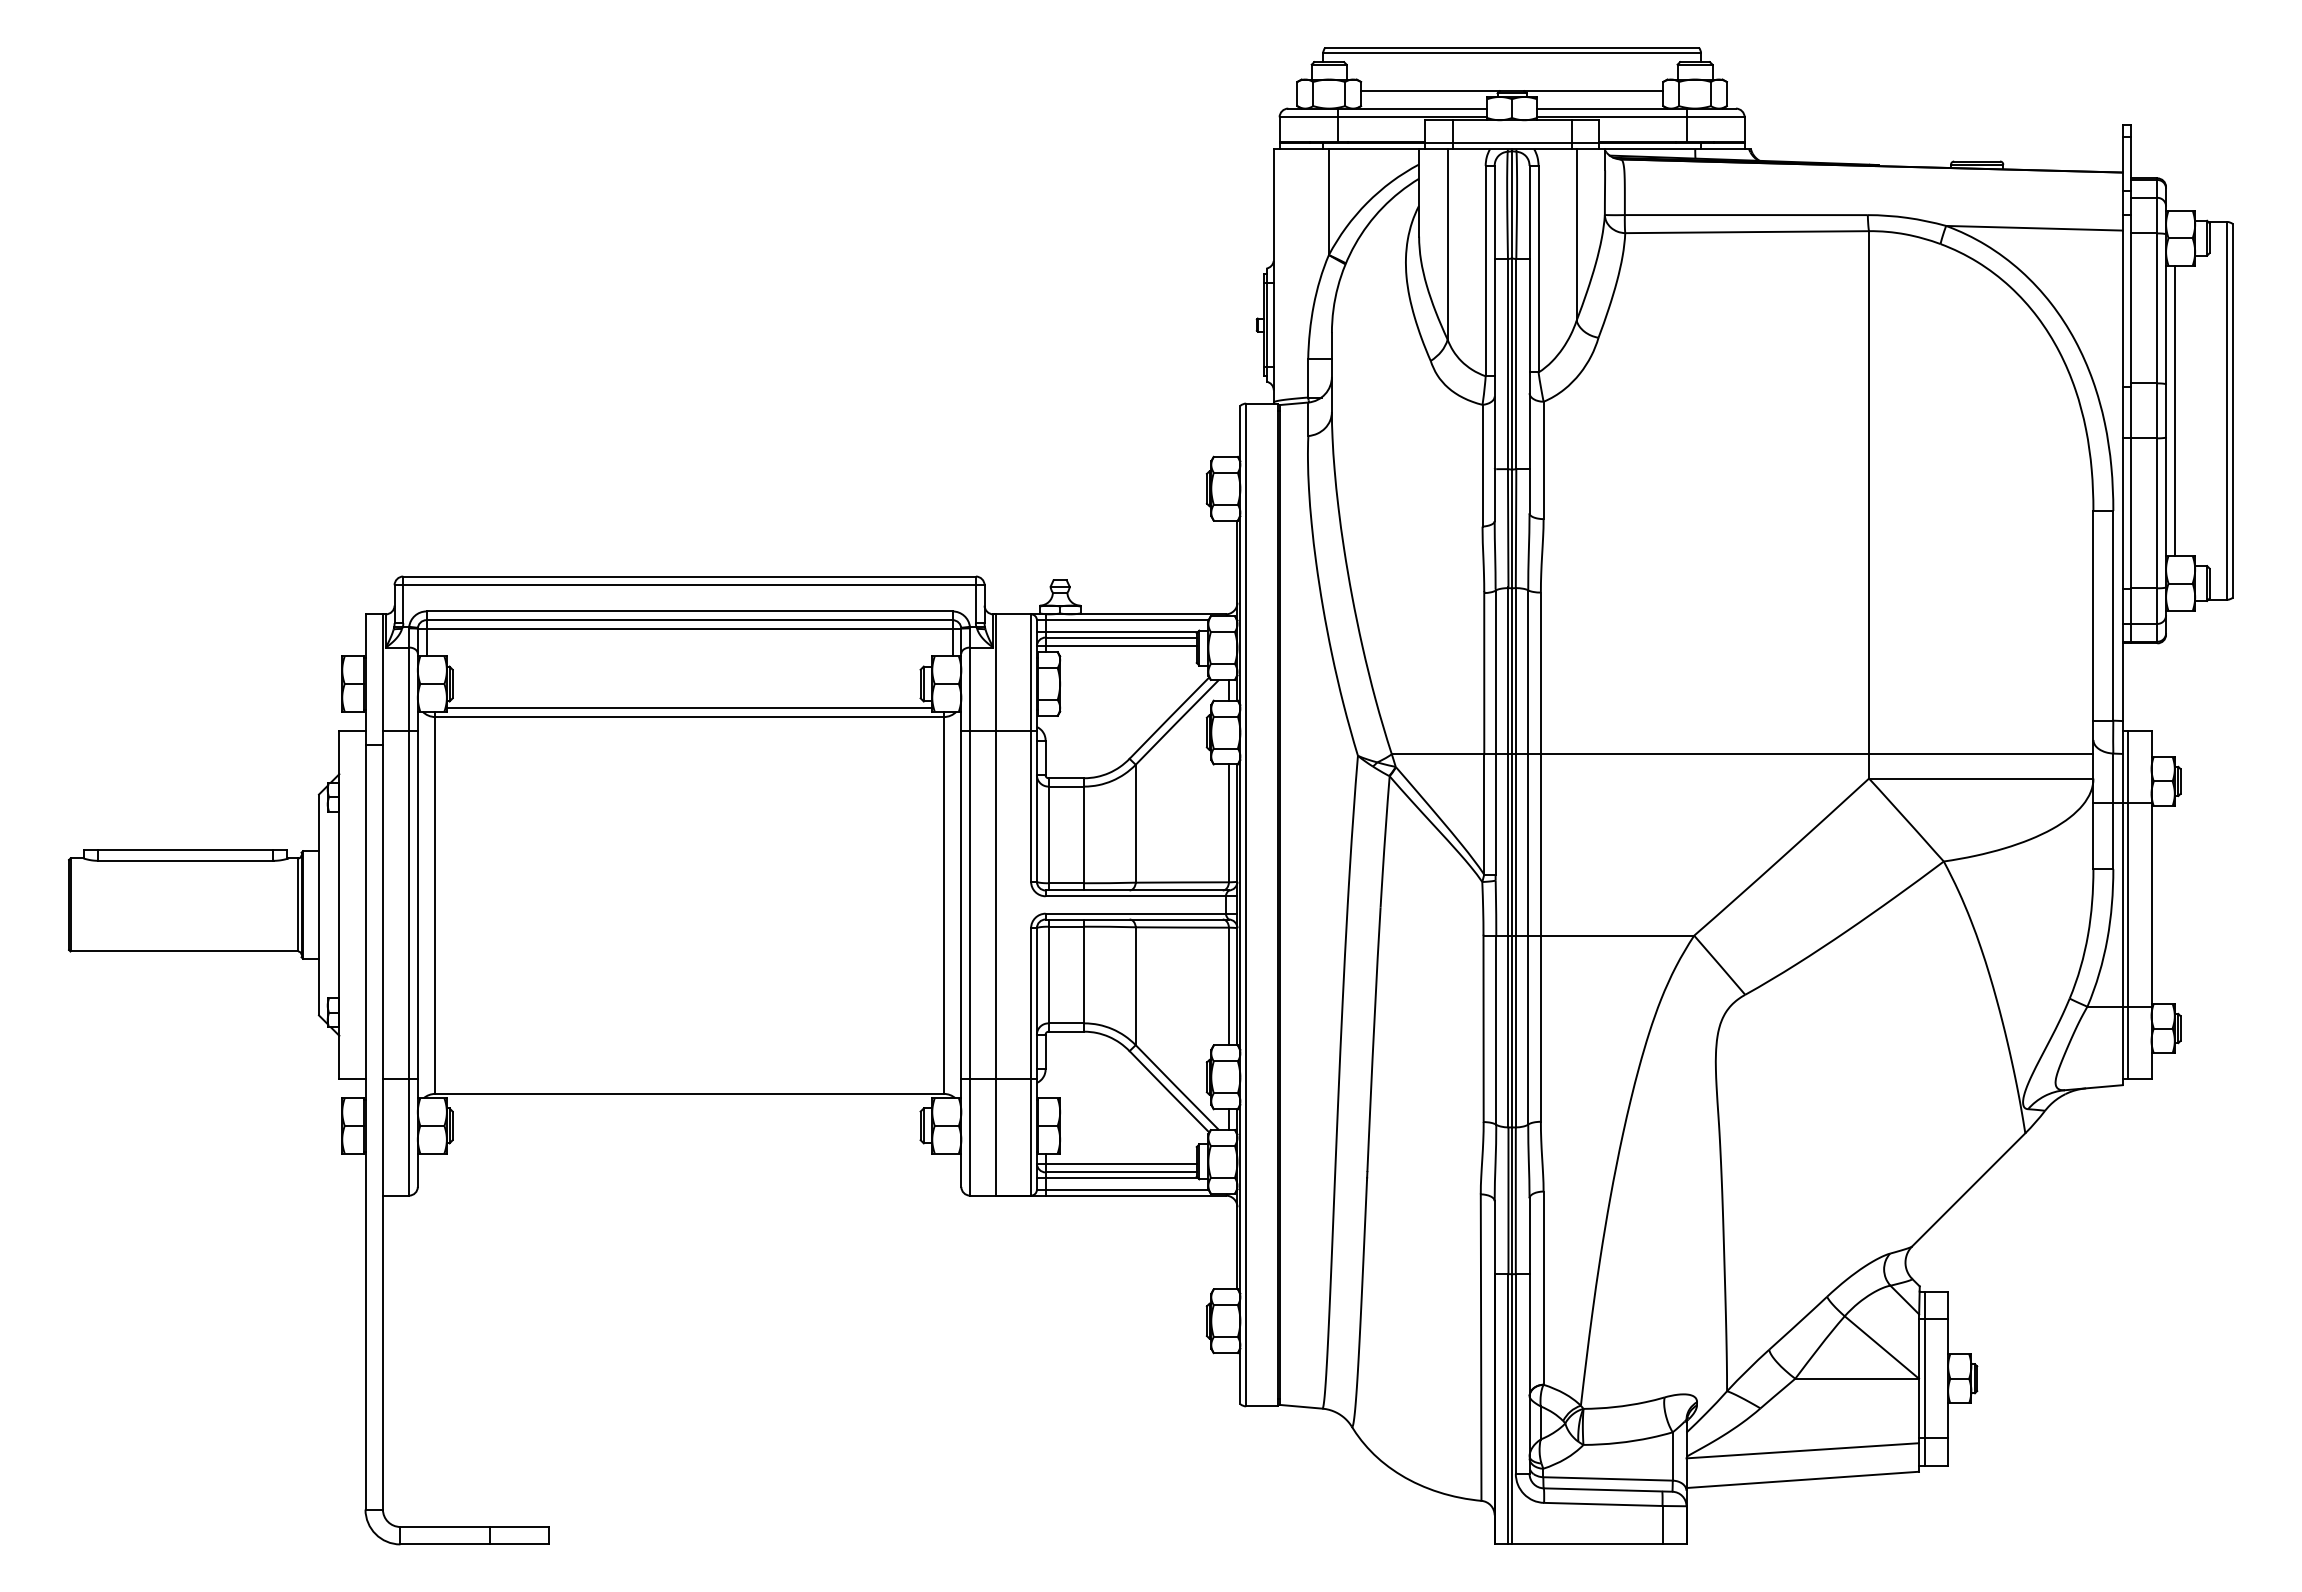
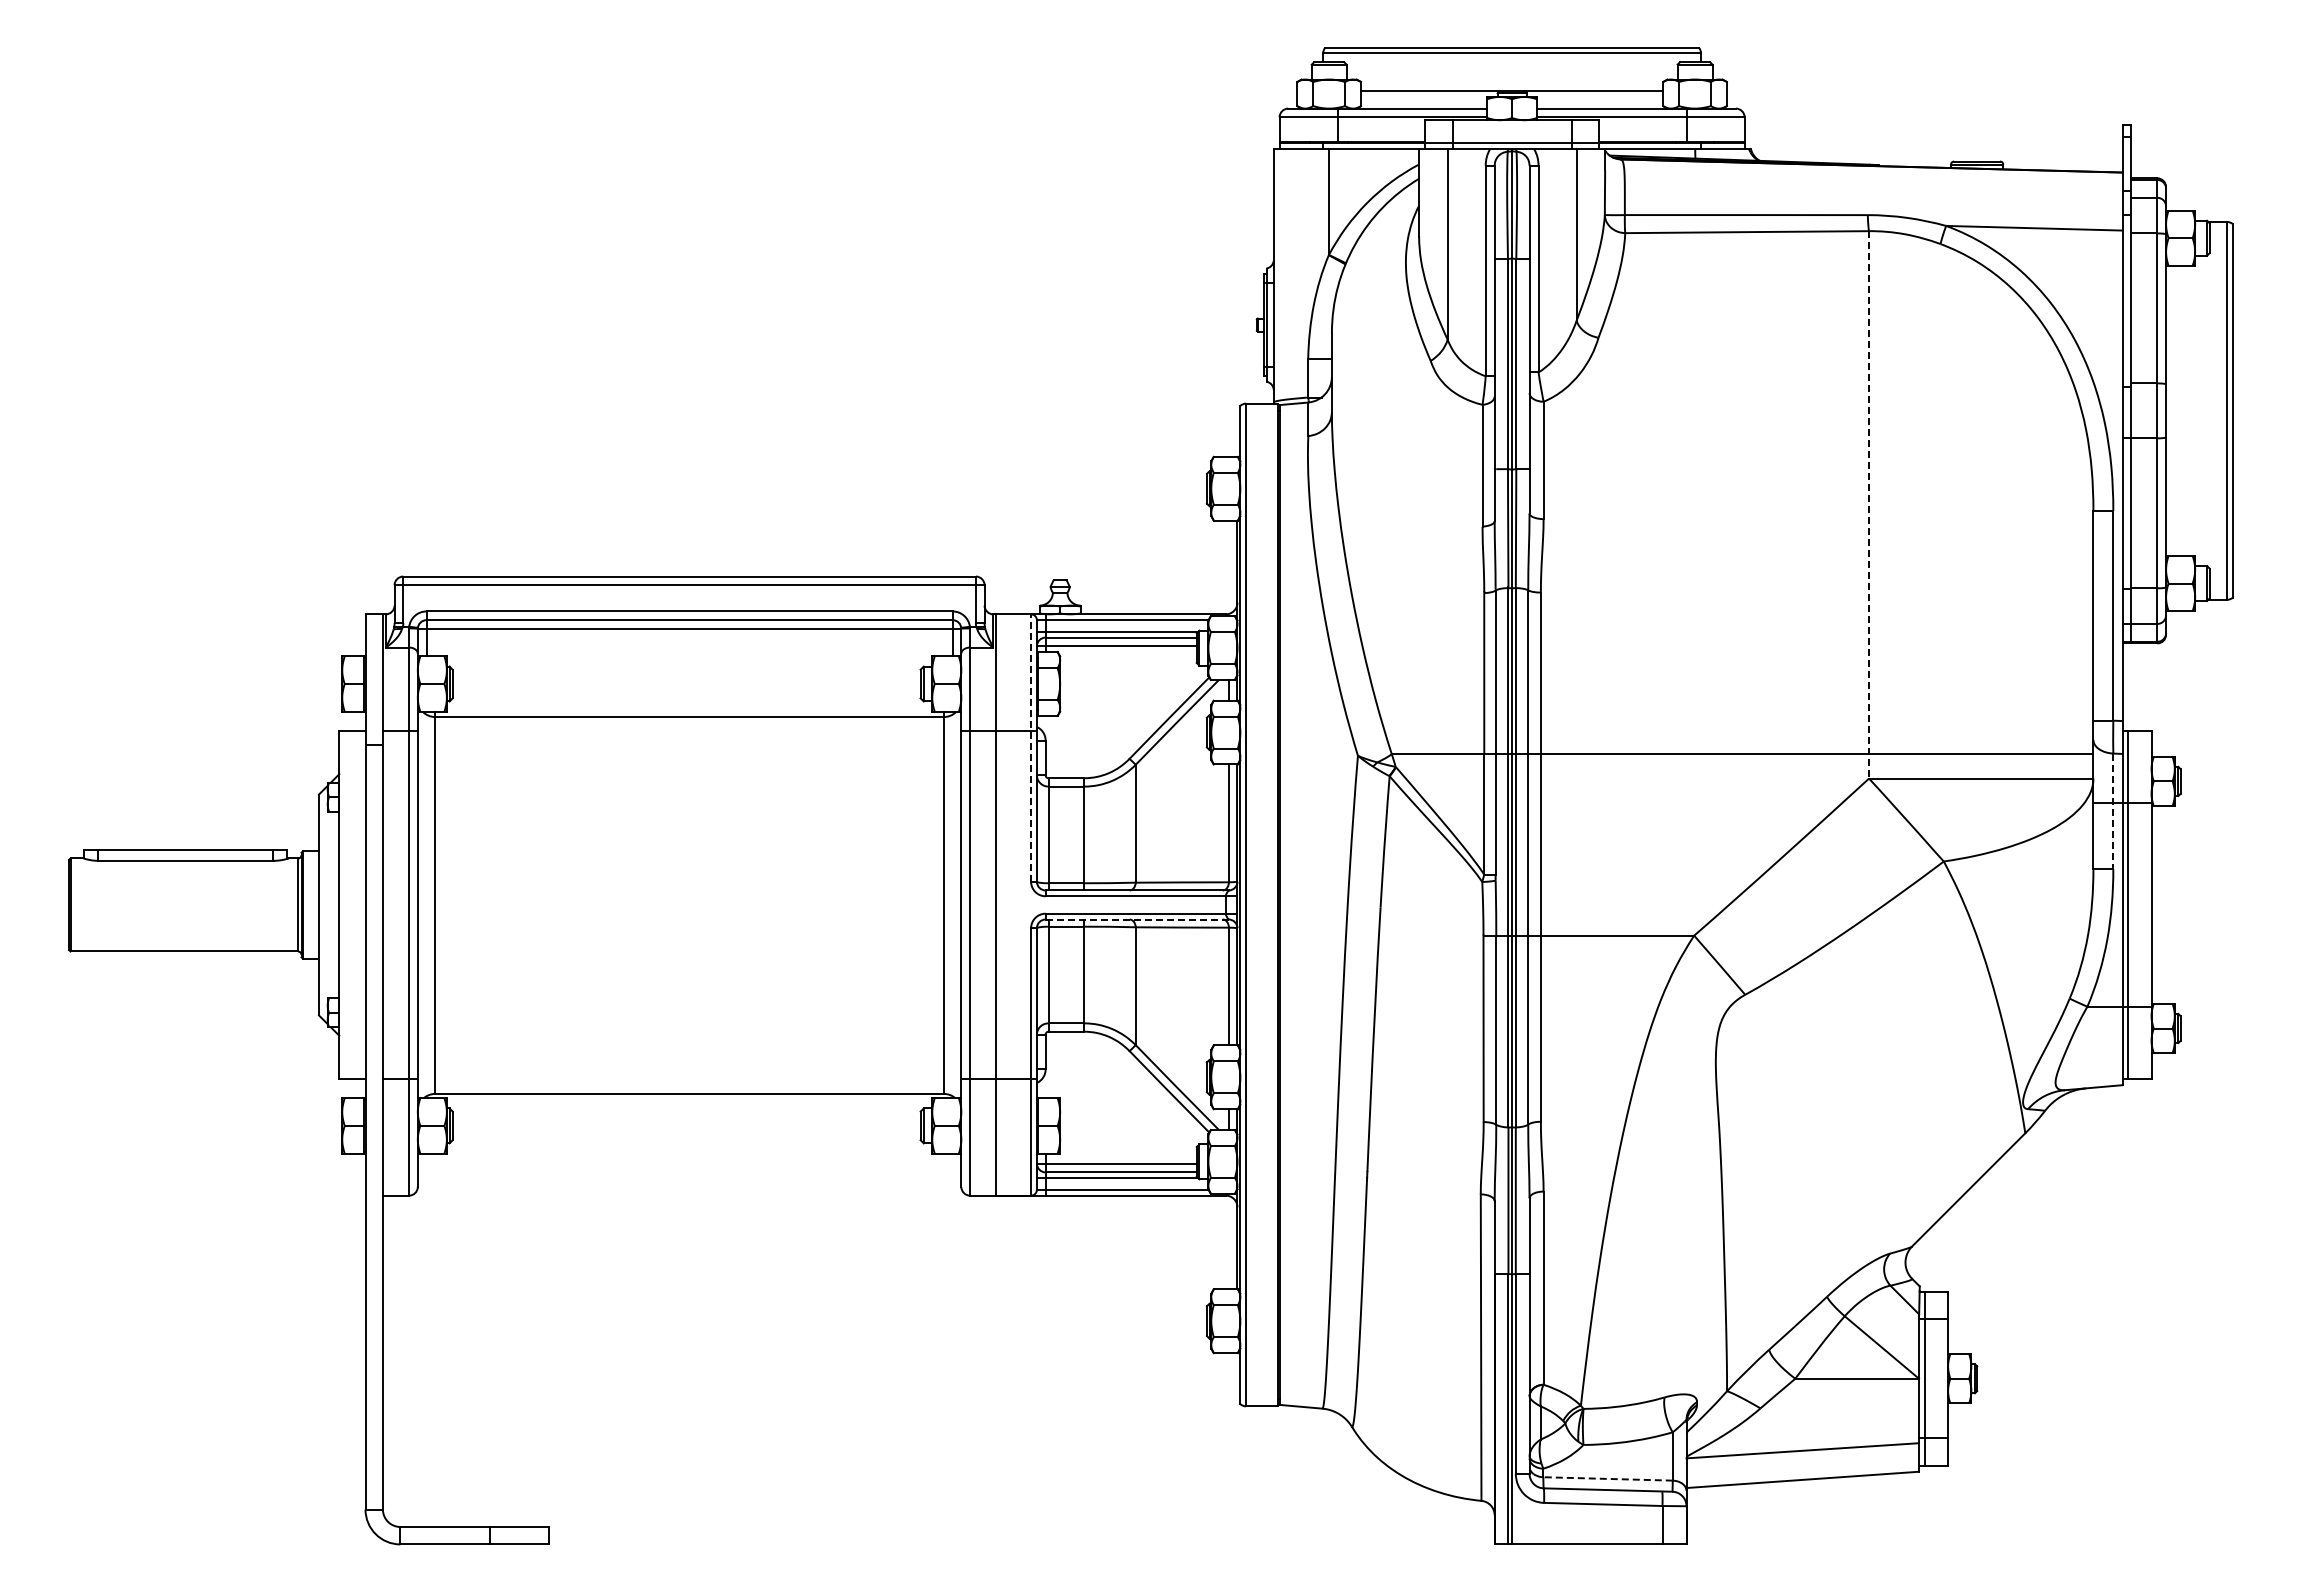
line: present -> none (2174, 410)
line: solid -> dashed (1869, 504)
line: present -> none (689, 708)
line: solid -> dashed (1031, 748)
line: solid -> dashed (2113, 811)
line: solid -> dashed (1137, 919)
line: solid -> dashed (1608, 1478)
